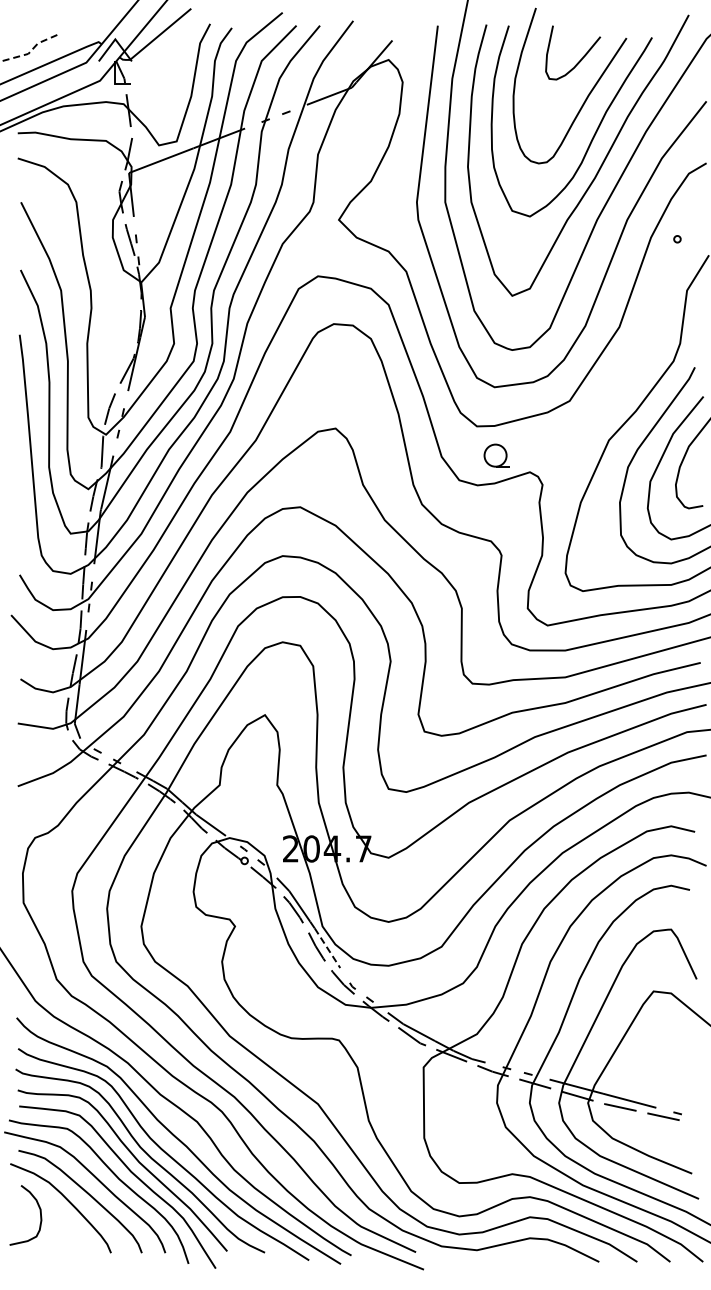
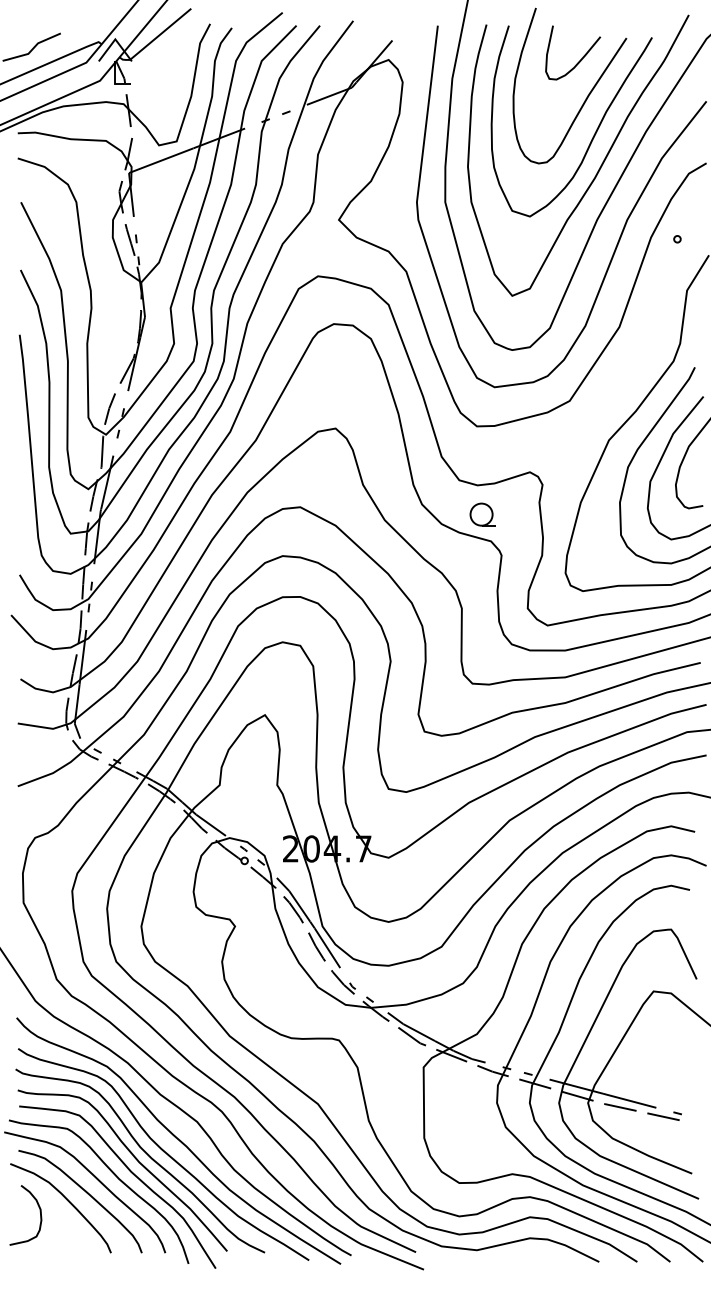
line: dashed -> solid (32, 48)
part position: (496, 455) -> (482, 514) (482, 514)
line: dashed -> solid (327, 948)
